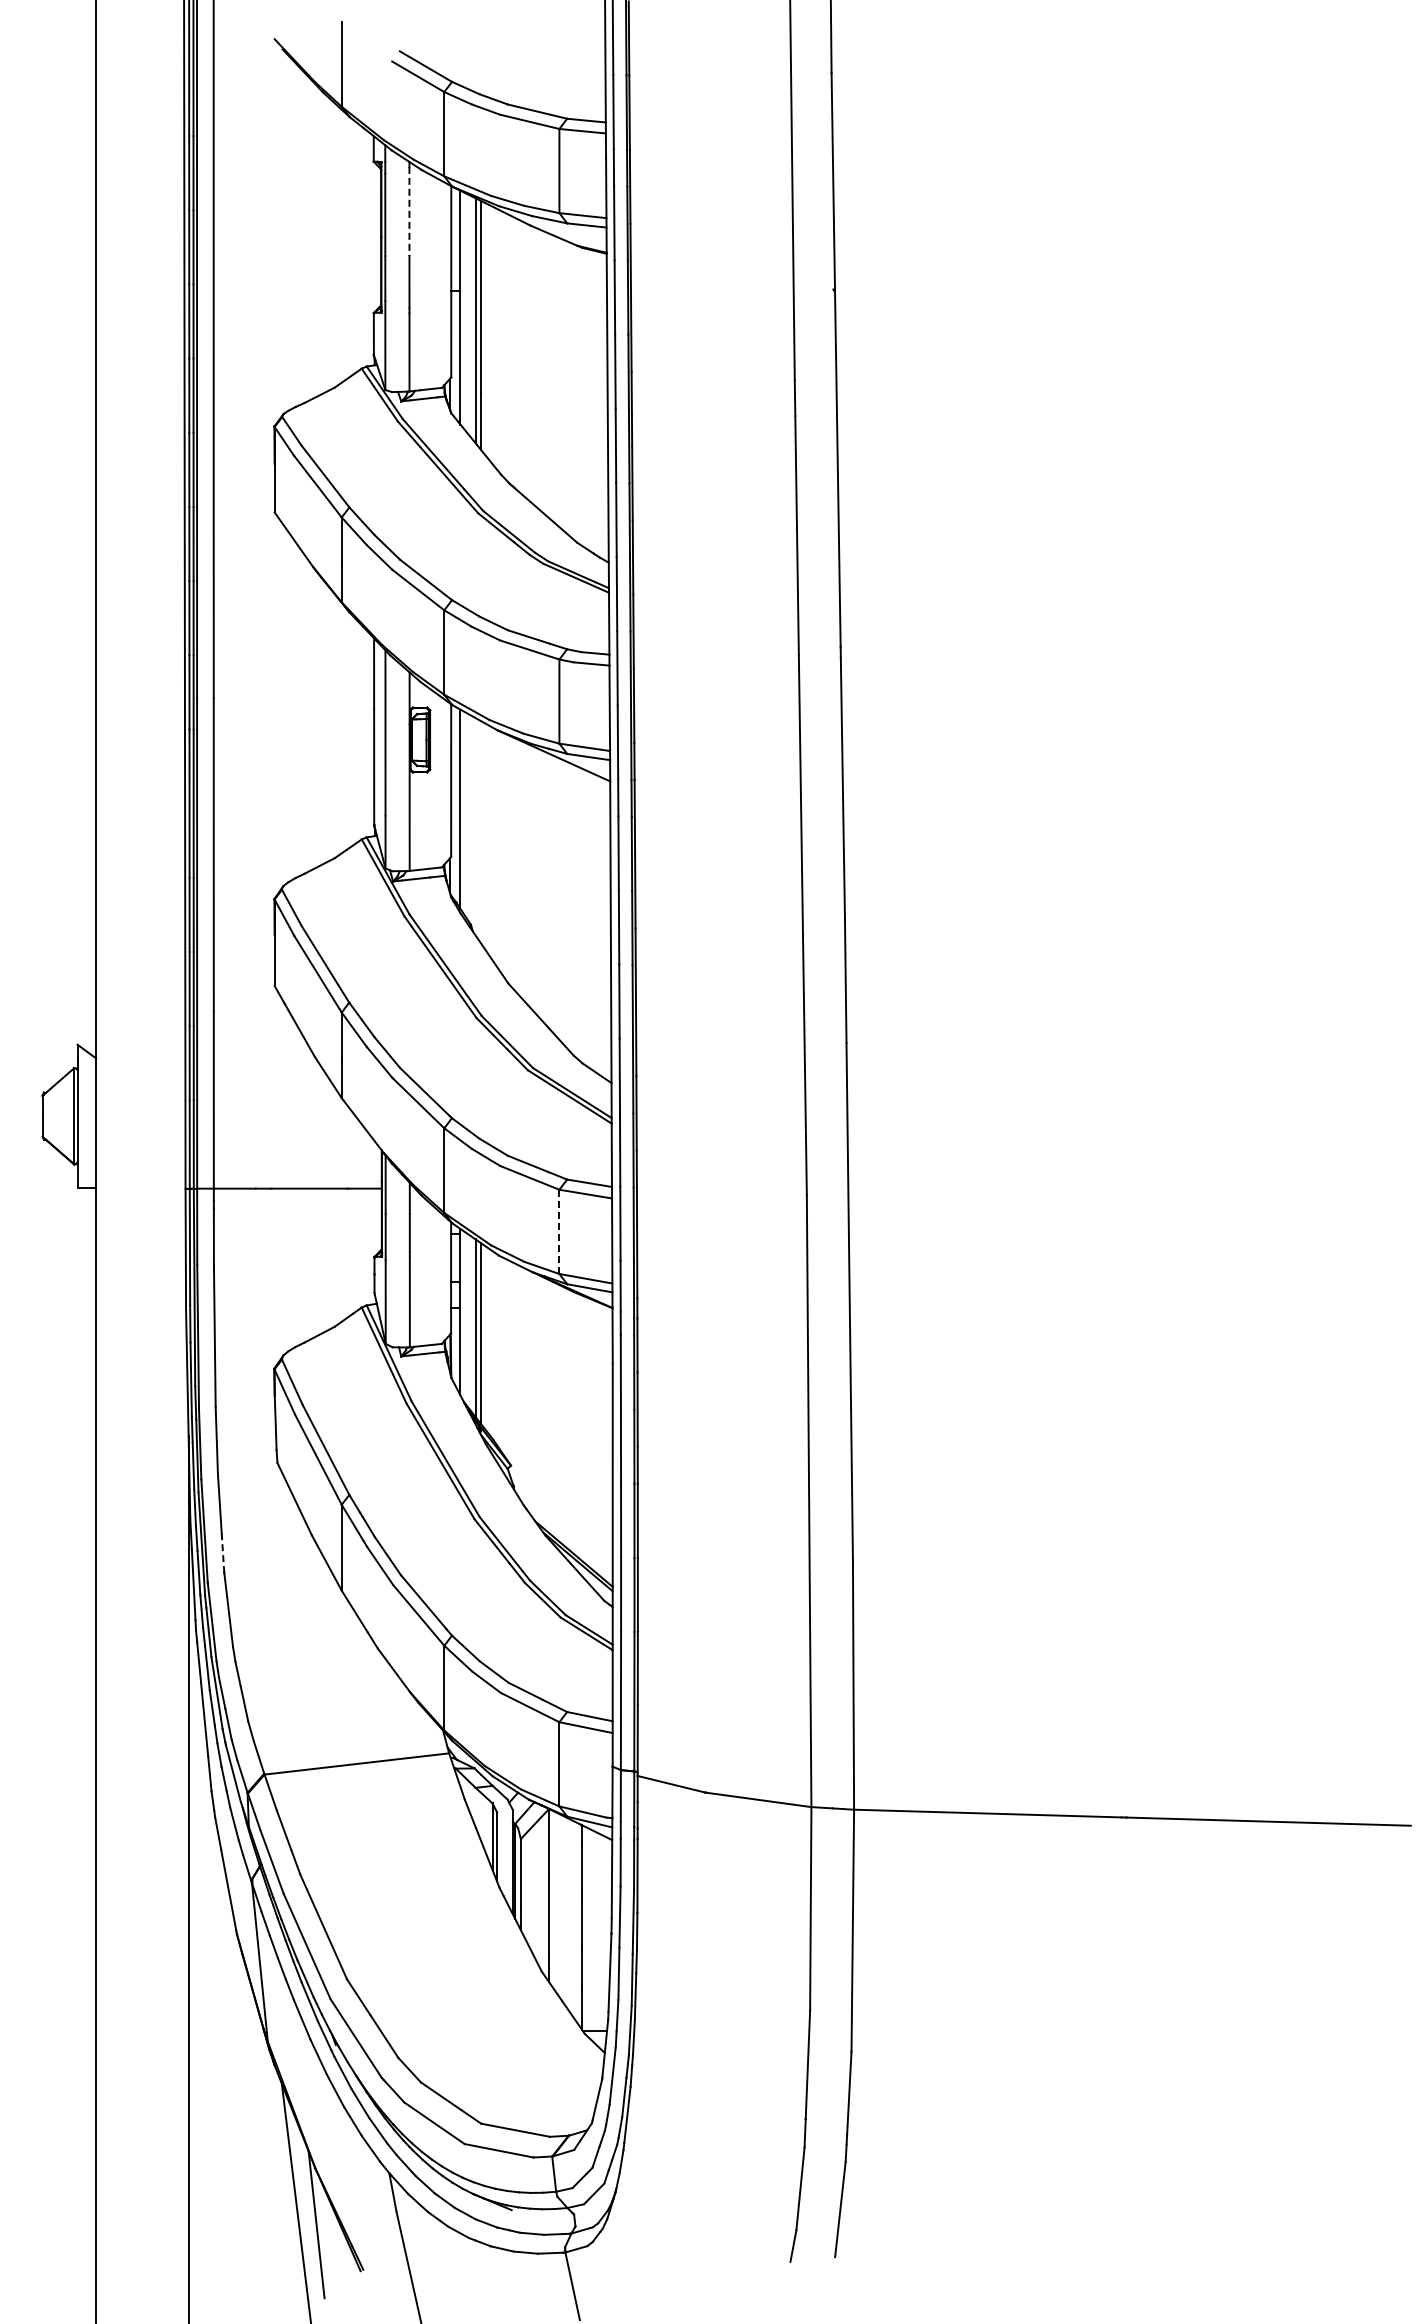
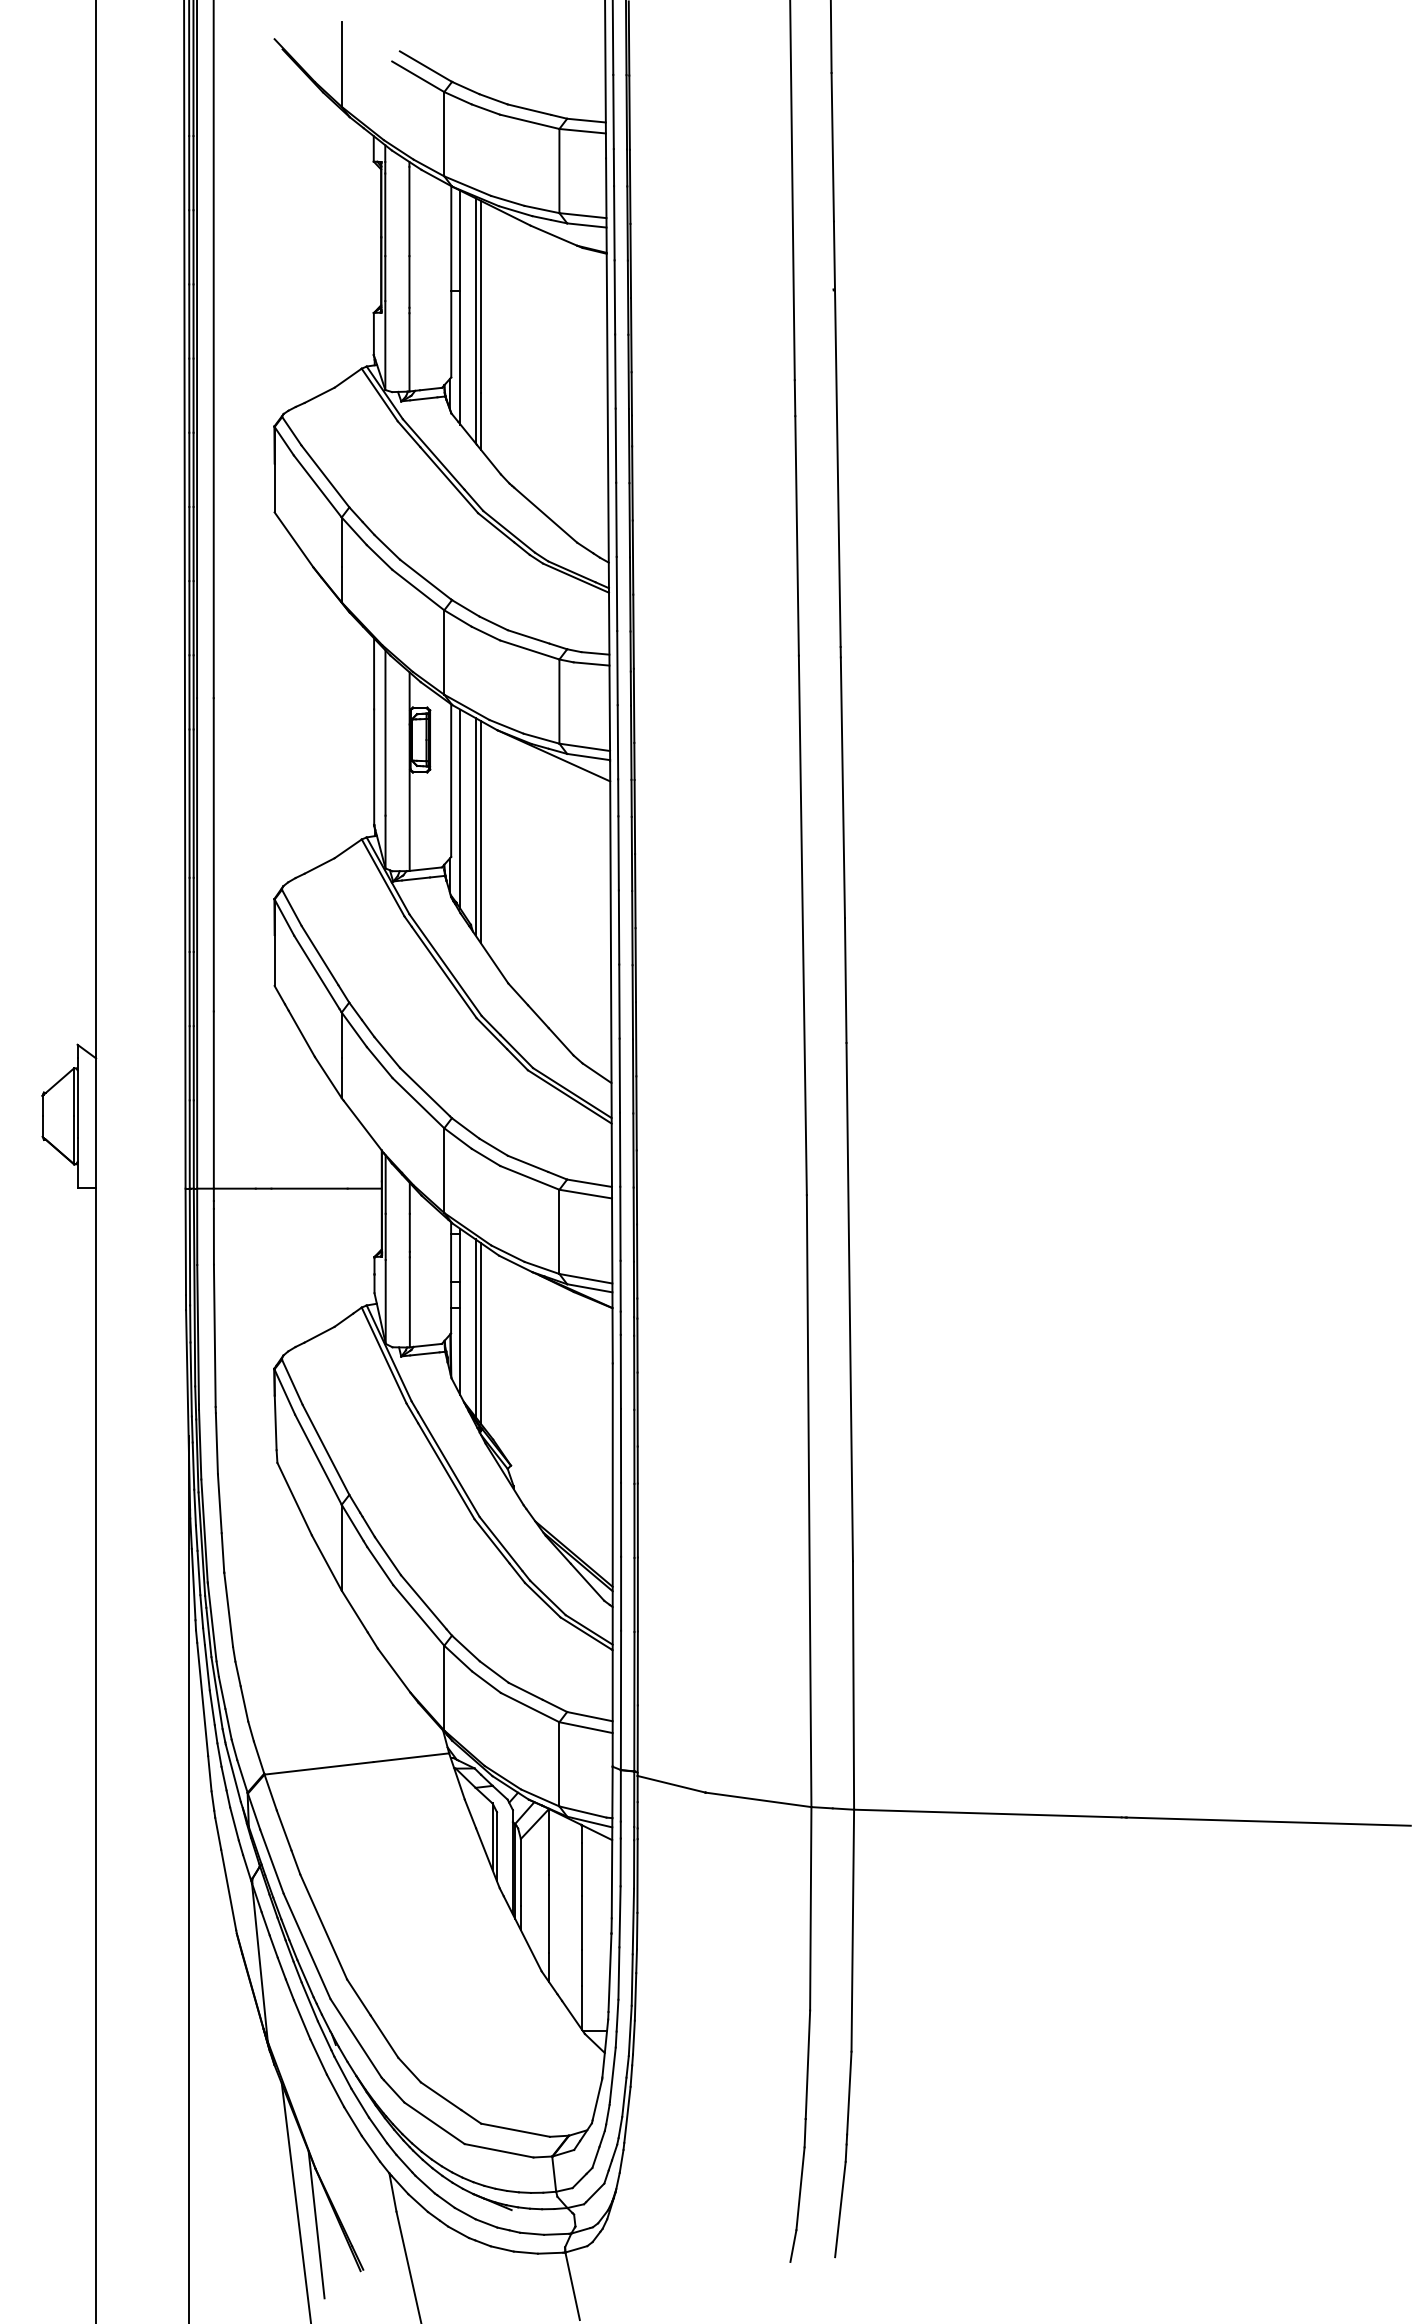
line: dashed -> solid (409, 211)
line: none -> present (475, 826)
line: none -> present (480, 831)
line: dashed -> solid (559, 1232)
line: dashed -> solid (222, 1552)
